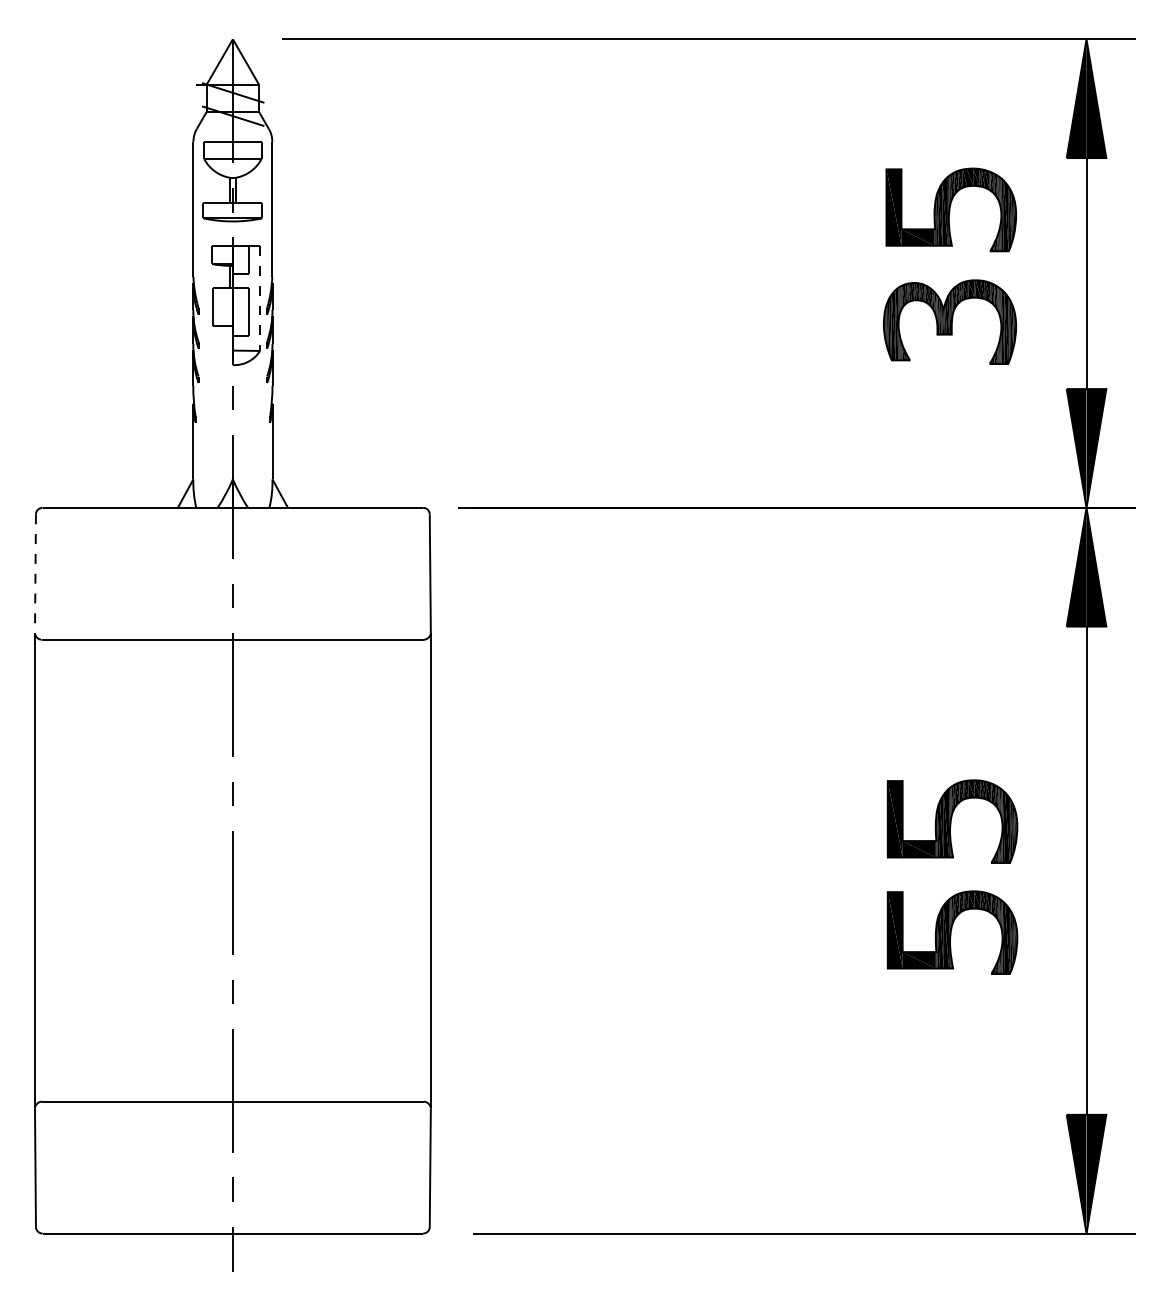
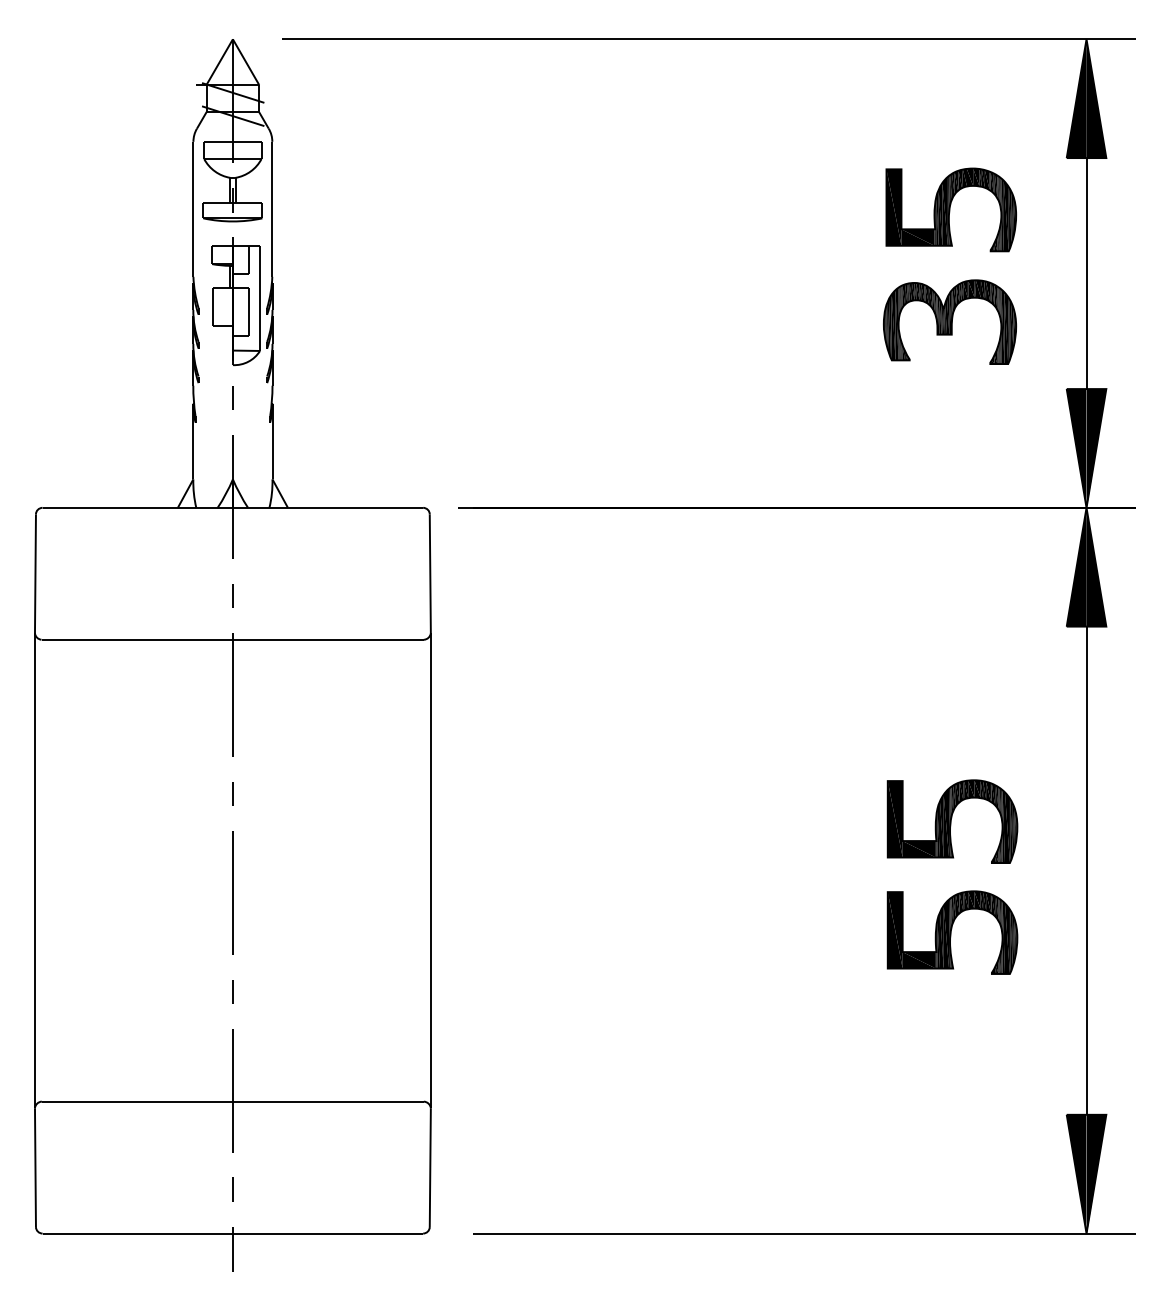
line: dashed -> solid (260, 299)
line: dashed -> solid (35, 574)
